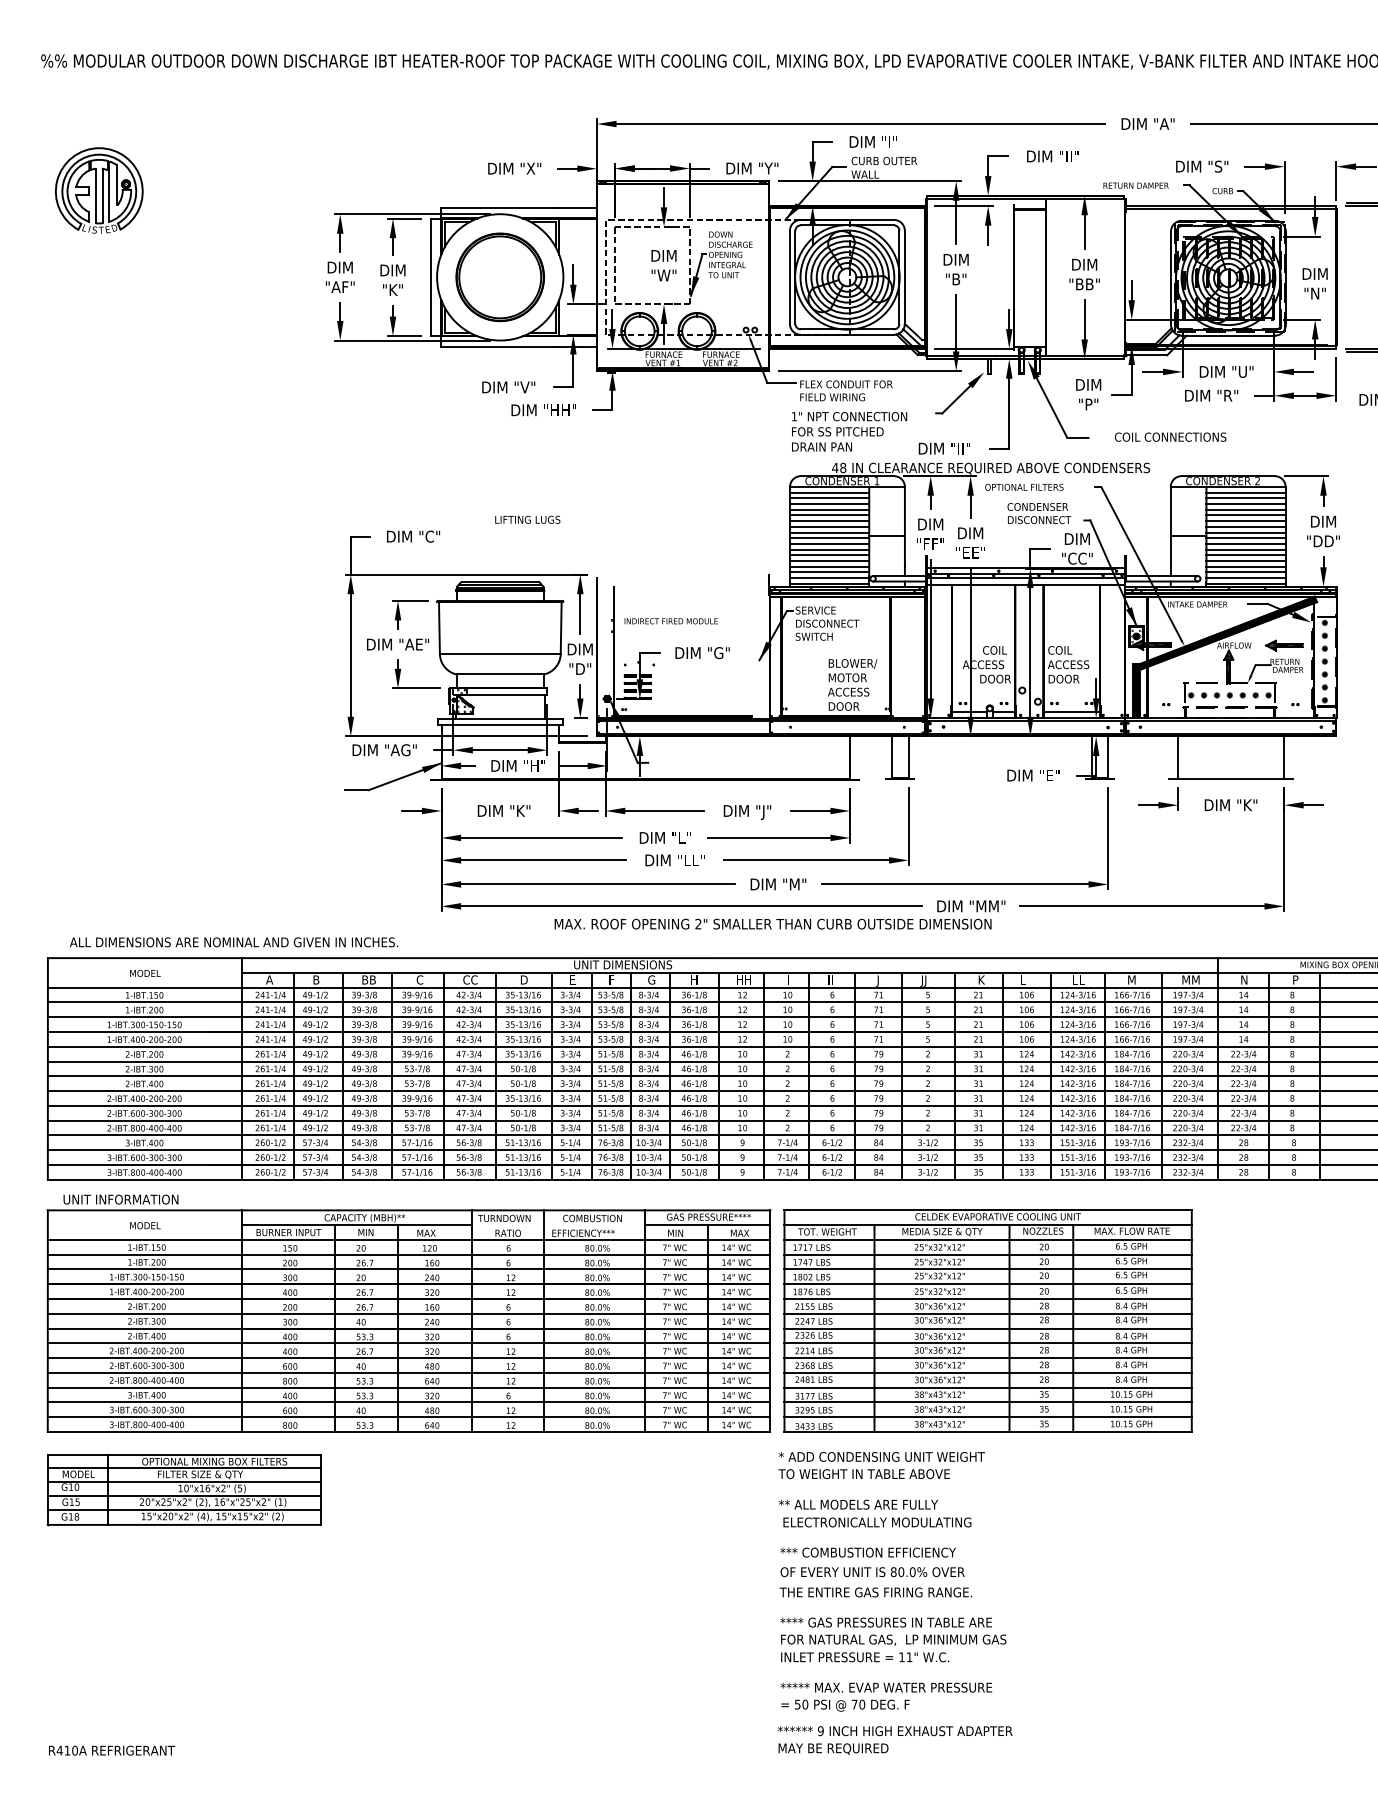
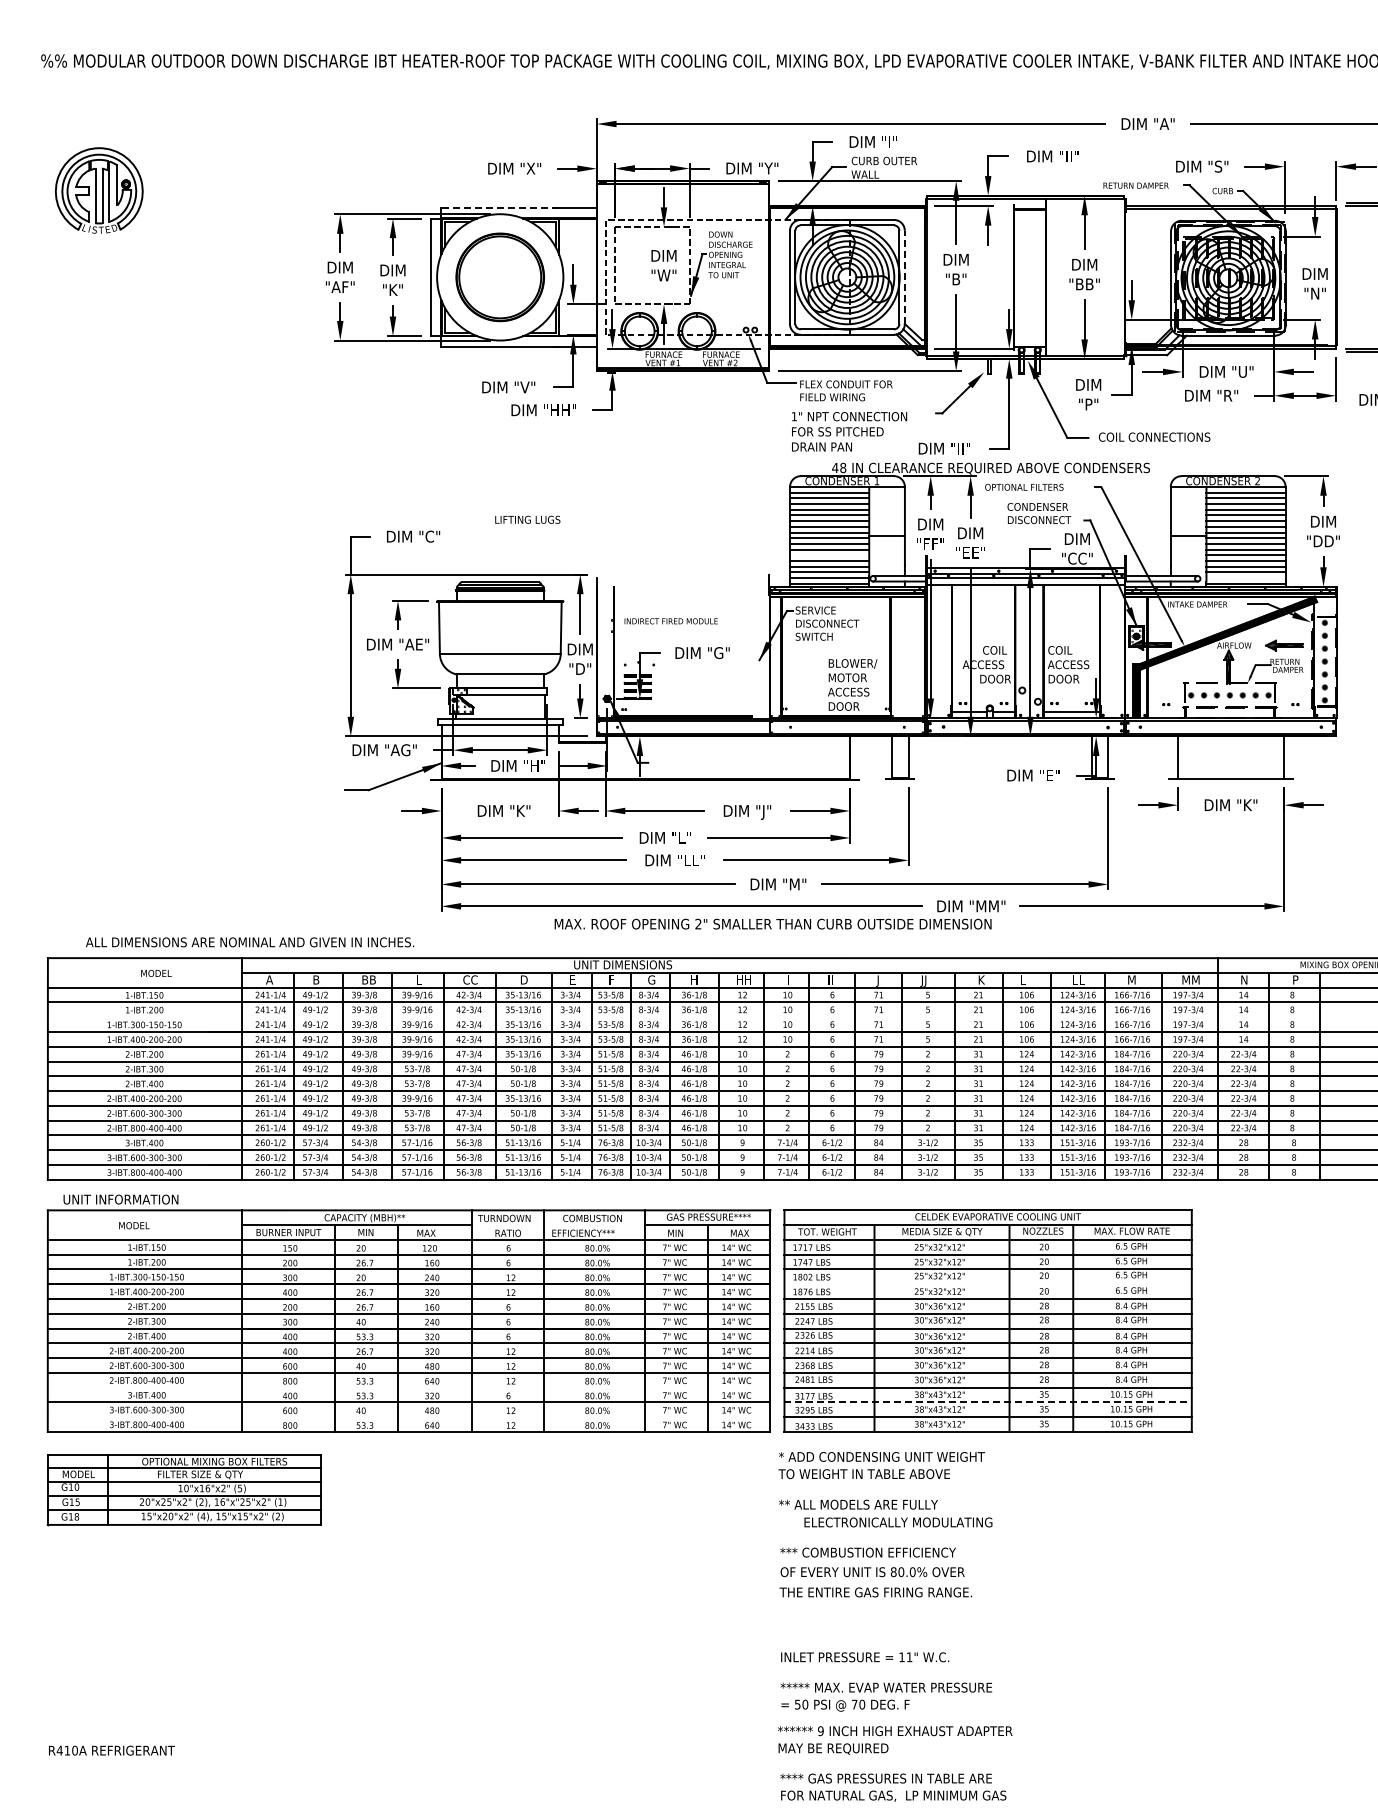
line: solid -> dashed (500, 208)
line: solid -> dashed (904, 277)
text position: (1170, 436) -> (1154, 436) (1154, 436)
line: present -> none (829, 555)
line: present -> none (1245, 578)
text position: (234, 942) -> (250, 942) (250, 942)
text position: (145, 972) -> (156, 972) (156, 972)
text: C -> L (419, 979)
line: present -> none (710, 1017)
text position: (145, 1225) -> (134, 1225) (134, 1225)
line: present -> none (987, 1284)
line: present -> none (408, 1387)
line: solid -> dashed (988, 1402)
line: present -> none (408, 1417)
text position: (877, 1522) -> (898, 1522) (898, 1522)
text position: (893, 1631) -> (893, 1787) (893, 1787)
